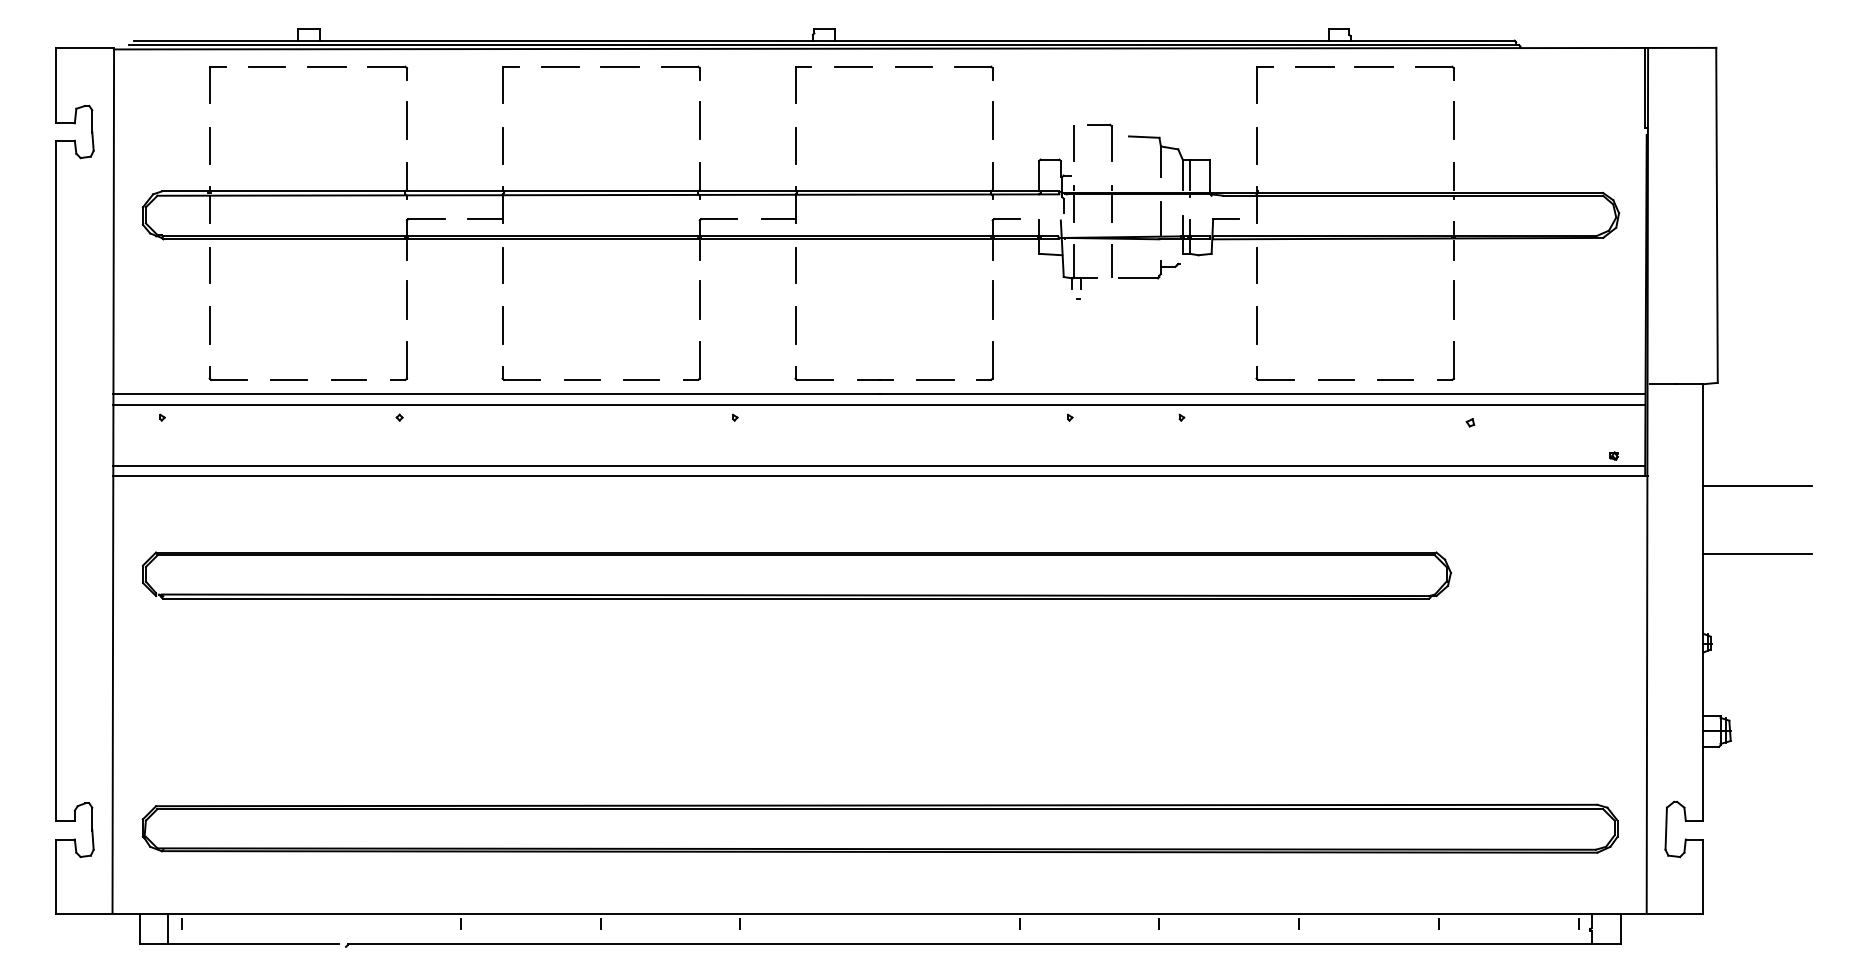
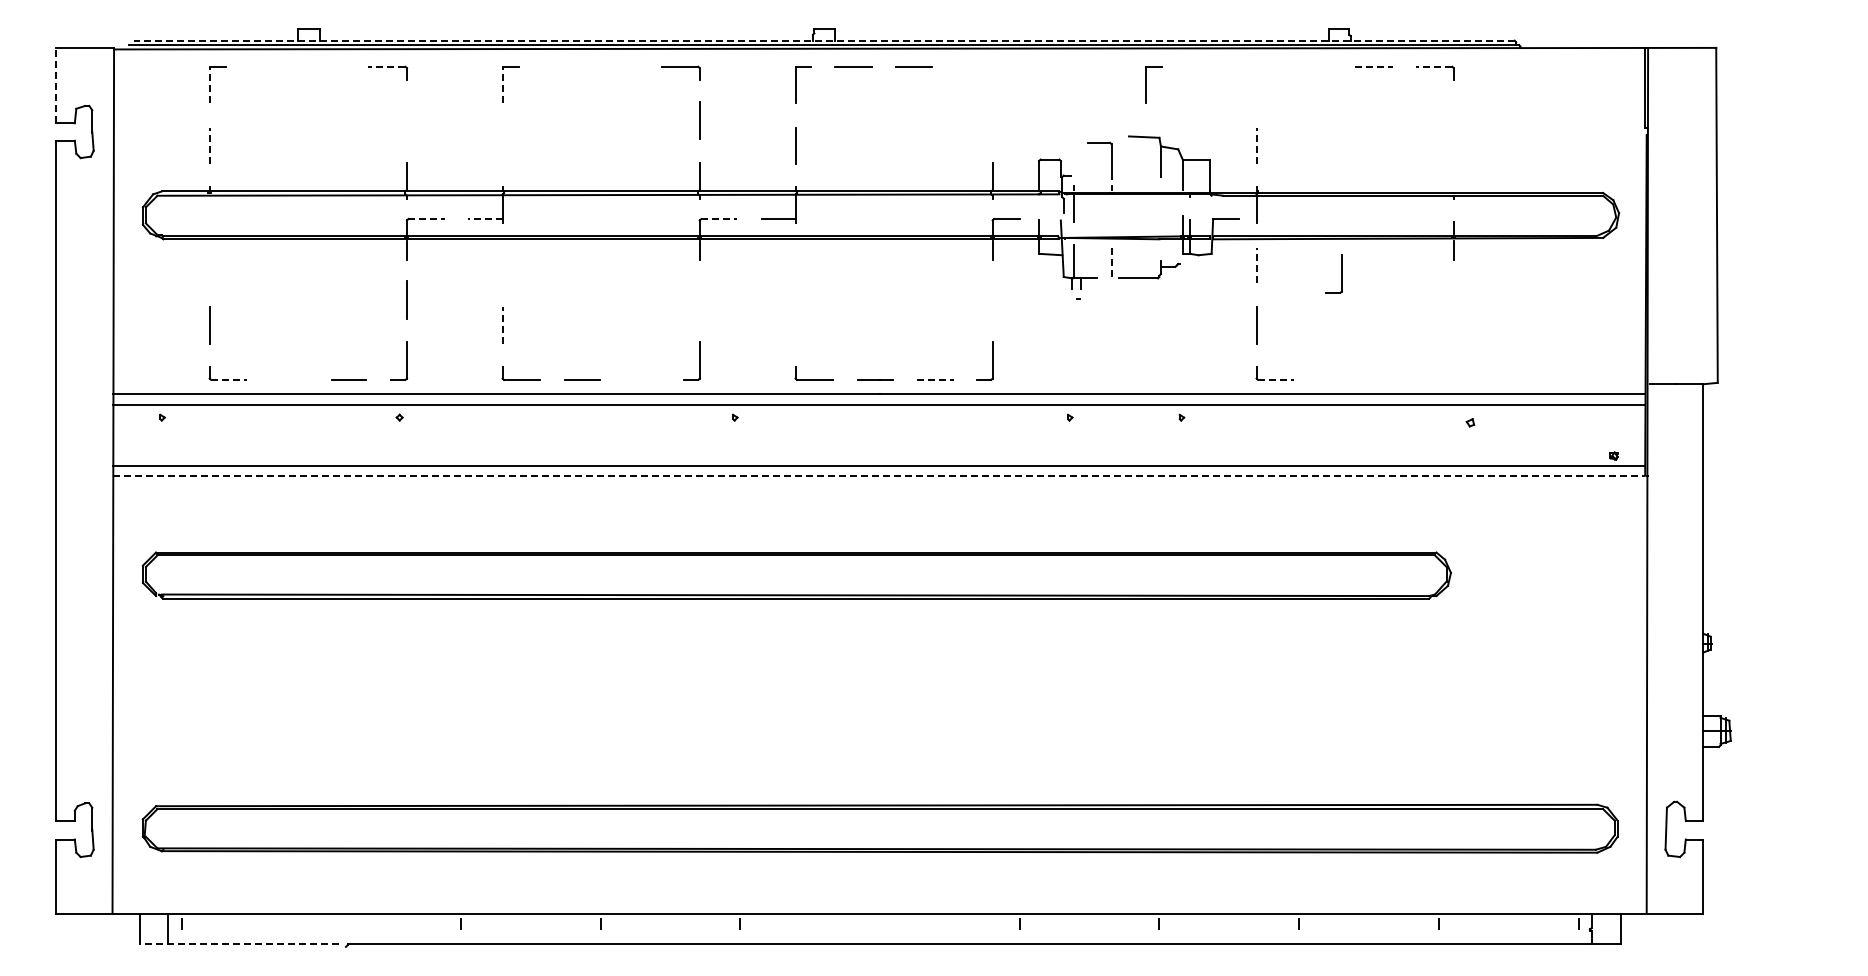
line: solid -> dashed (824, 40)
line: present -> none (266, 66)
line: present -> none (326, 66)
line: solid -> dashed (386, 66)
line: present -> none (560, 66)
line: present -> none (619, 66)
line: present -> none (1314, 66)
line: solid -> dashed (1374, 66)
line: solid -> dashed (1433, 66)
part: present -> none (973, 72)
line: solid -> dashed (209, 84)
line: solid -> dashed (502, 84)
part position: (1257, 84) -> (1146, 84) (1146, 84)
line: solid -> dashed (55, 85)
line: present -> none (406, 120)
line: present -> none (992, 120)
line: present -> none (1453, 120)
part position: (1111, 142) -> (1111, 160) (1111, 160)
line: present -> none (1073, 143)
line: solid -> dashed (209, 145)
line: present -> none (502, 145)
line: solid -> dashed (1256, 145)
line: present -> none (1189, 174)
line: present -> none (1453, 176)
line: present -> none (1111, 208)
line: present -> none (209, 209)
line: present -> none (1160, 218)
line: solid -> dashed (427, 219)
line: solid -> dashed (484, 219)
line: solid -> dashed (719, 219)
line: solid -> dashed (1111, 261)
line: present -> none (209, 264)
line: present -> none (502, 264)
line: present -> none (795, 264)
line: solid -> dashed (1256, 264)
line: present -> none (699, 300)
line: present -> none (992, 300)
line: present -> none (1453, 300)
line: solid -> dashed (502, 325)
line: present -> none (795, 325)
part position: (1453, 360) -> (1341, 273) (1341, 273)
line: solid -> dashed (229, 379)
line: present -> none (288, 379)
line: present -> none (641, 379)
line: solid -> dashed (935, 379)
line: solid -> dashed (1276, 379)
line: present -> none (1336, 379)
line: present -> none (1395, 379)
line: solid -> dashed (879, 475)
line: present -> none (1757, 485)
line: present -> none (1757, 554)
line: solid -> dashed (238, 944)
